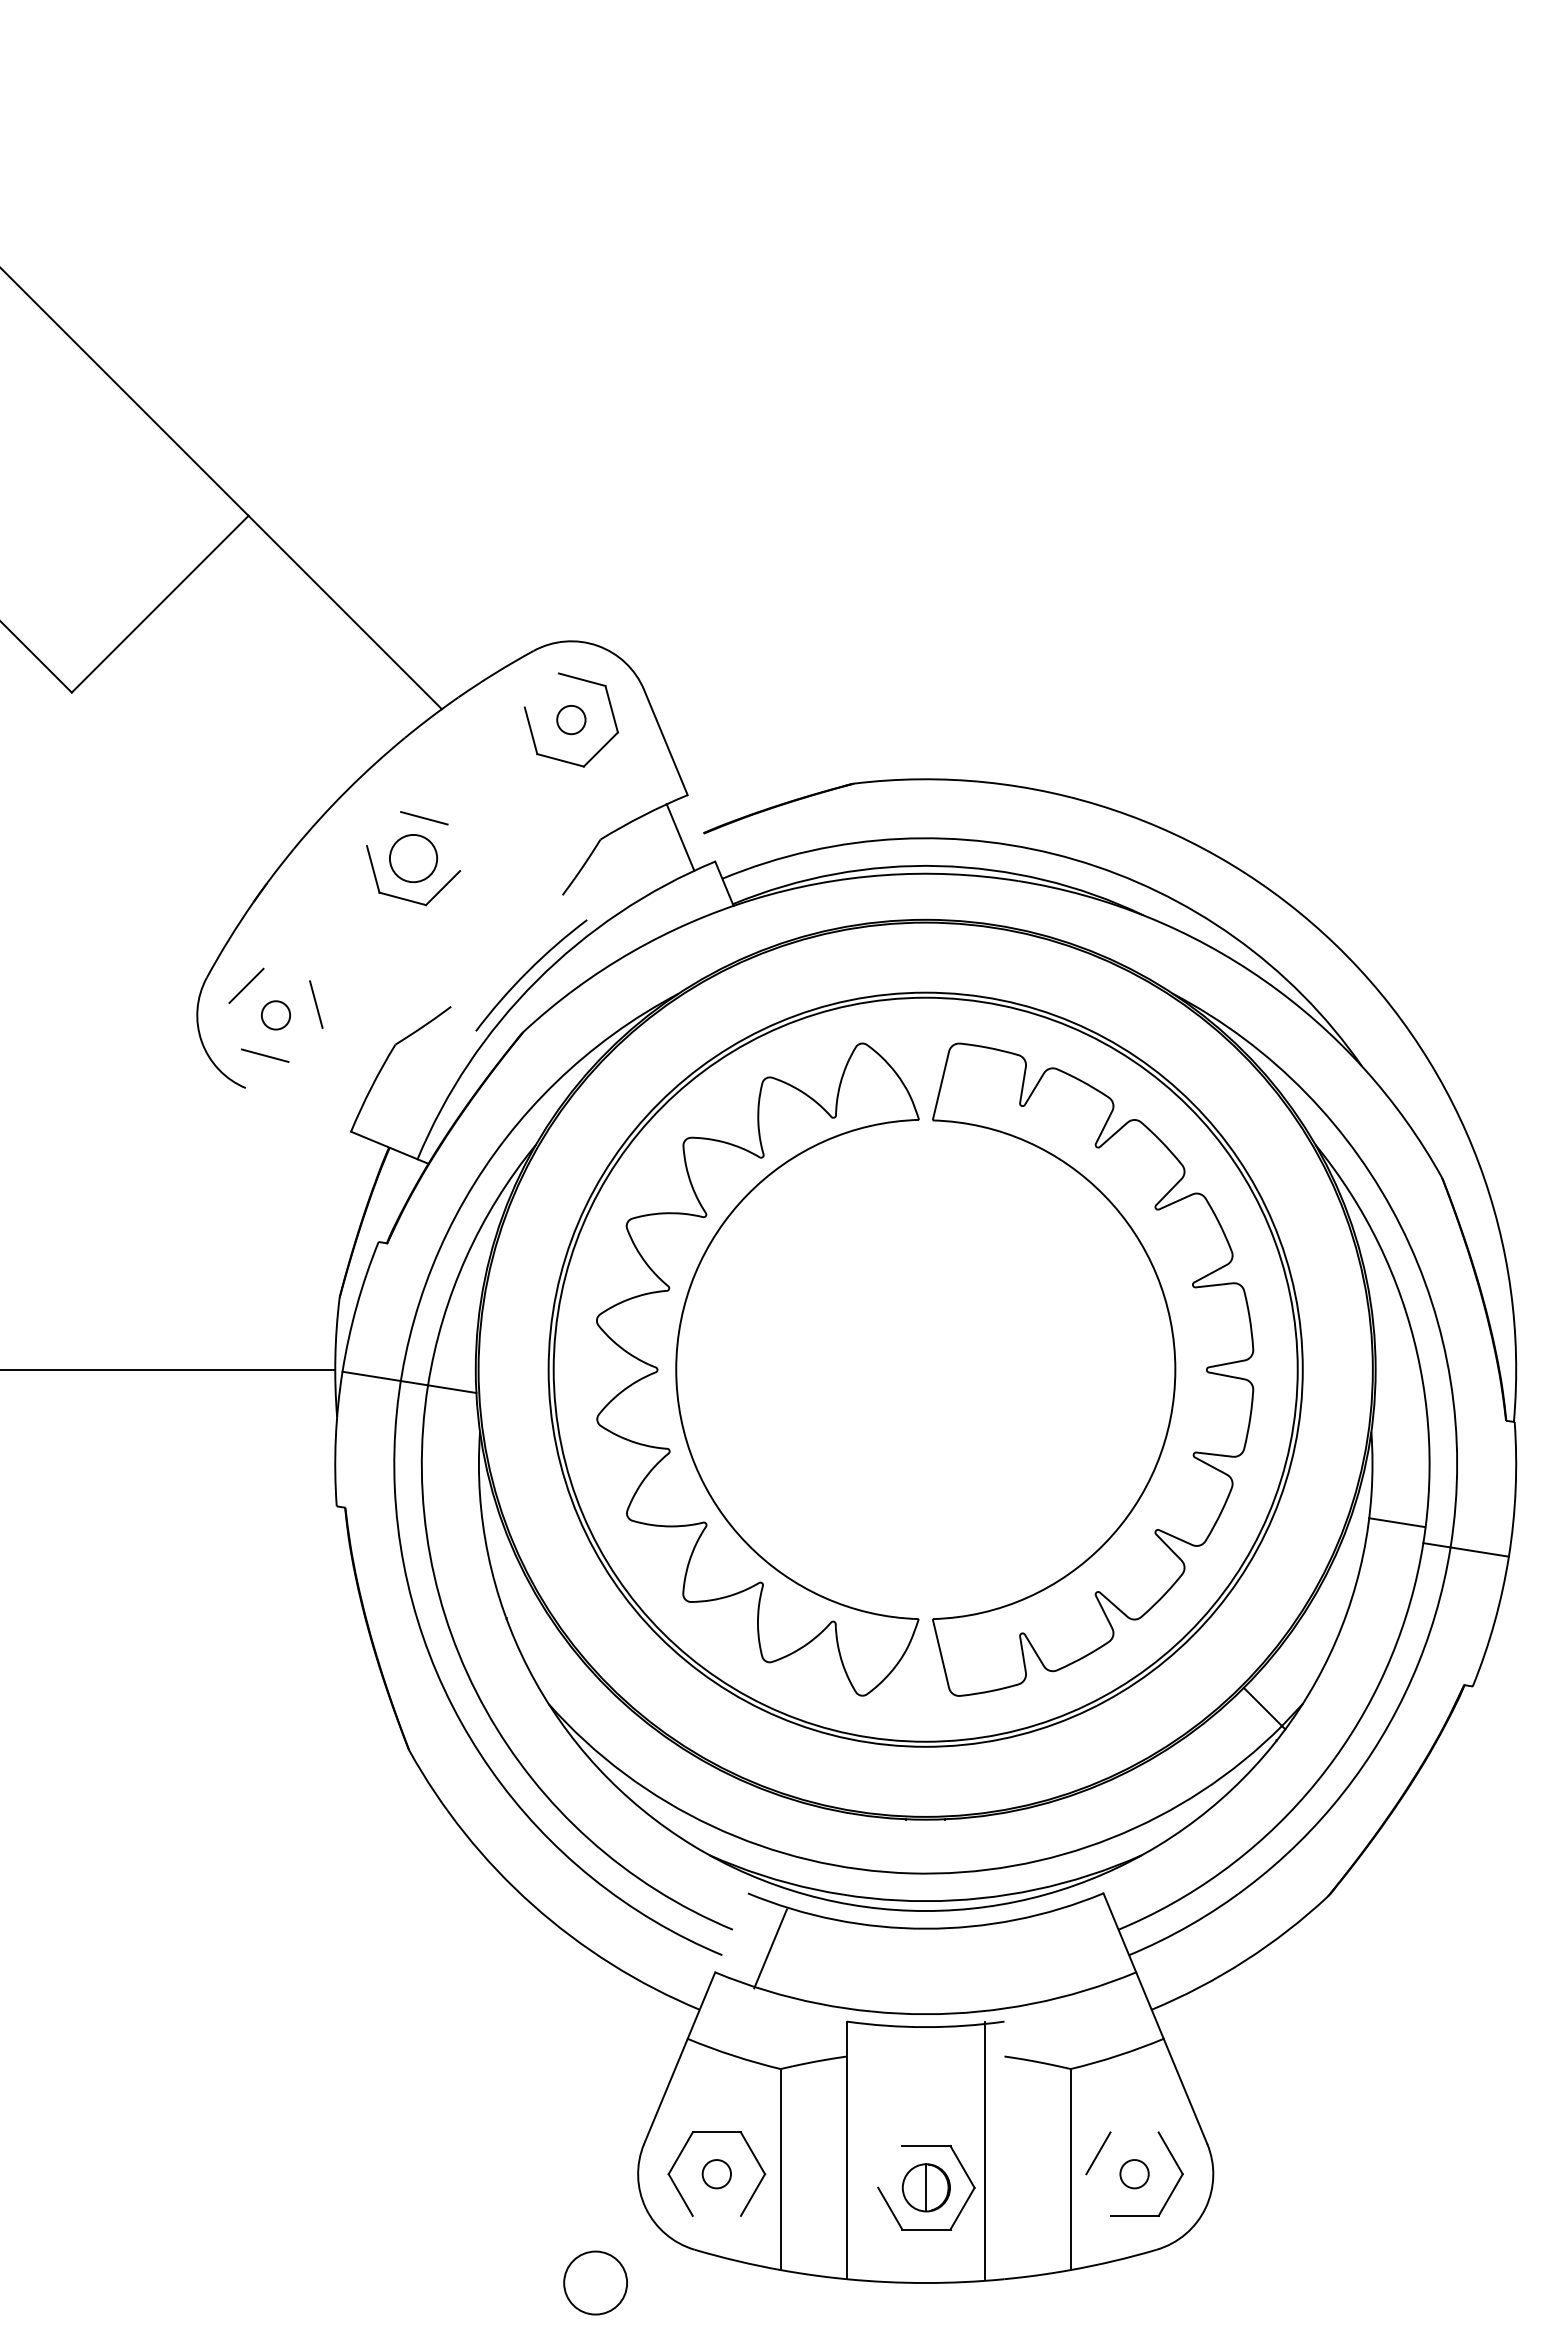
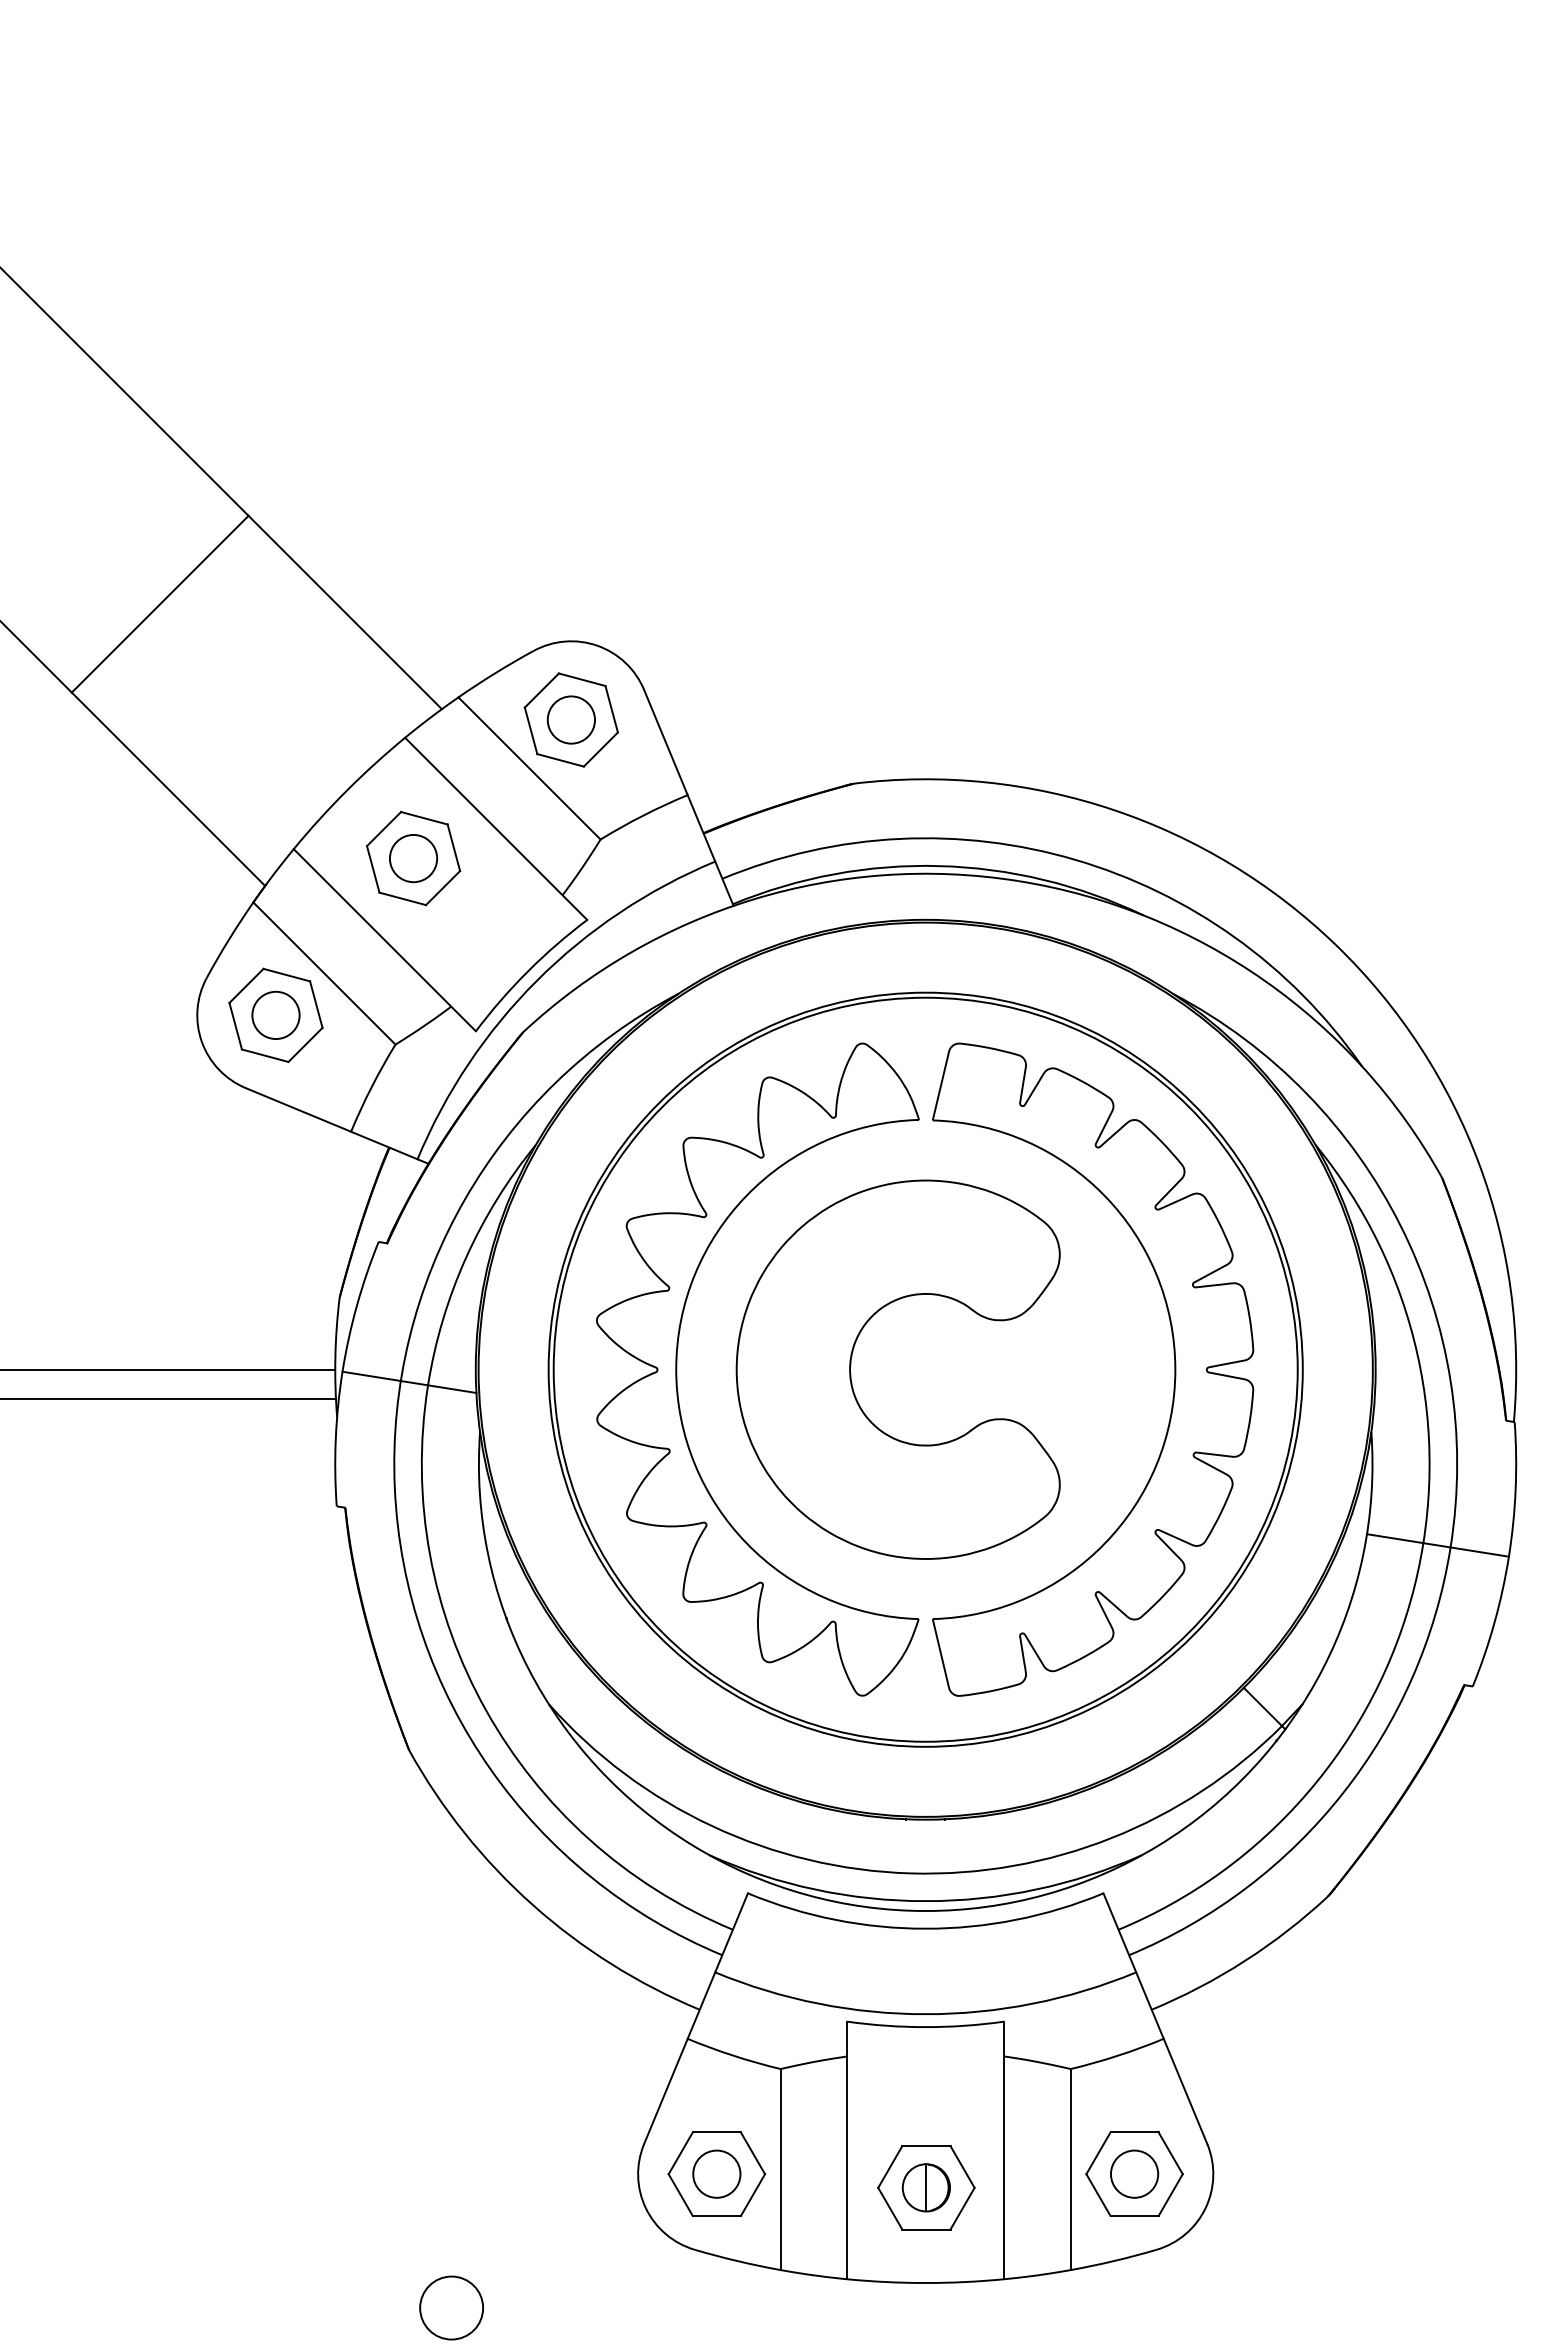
line: none -> present (541, 690)
circle diameter: 28 px -> 47 px (571, 719)
line: none -> present (529, 768)
line: none -> present (168, 788)
line: none -> present (496, 828)
line: none -> present (384, 829)
line position: (680, 837) -> (701, 828) (701, 828)
line: none -> present (453, 847)
line: none -> present (384, 940)
line: none -> present (324, 973)
line: none -> present (286, 974)
circle diameter: 28 px -> 47 px (275, 1015)
line: none -> present (235, 1025)
line: none -> present (305, 1044)
line: none -> present (298, 1109)
part: none -> present (851, 1365)
line: none -> present (168, 1398)
line position: (1397, 1522) -> (1395, 1538) (1395, 1538)
line position: (770, 1948) -> (731, 1932) (731, 1932)
line: none -> present (1134, 2132)
line position: (985, 2150) -> (1004, 2150) (1004, 2150)
line: none -> present (890, 2166)
circle diameter: 28 px -> 47 px (716, 2173)
circle diameter: 28 px -> 47 px (1134, 2173)
line: none -> present (1098, 2194)
line: none -> present (716, 2215)
circle position: (595, 2282) -> (451, 2307) (451, 2307)
